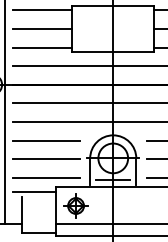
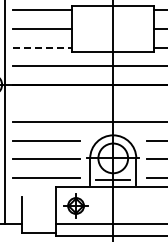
line: solid -> dashed (42, 47)
line: present -> none (88, 103)
line: present -> none (34, 191)
